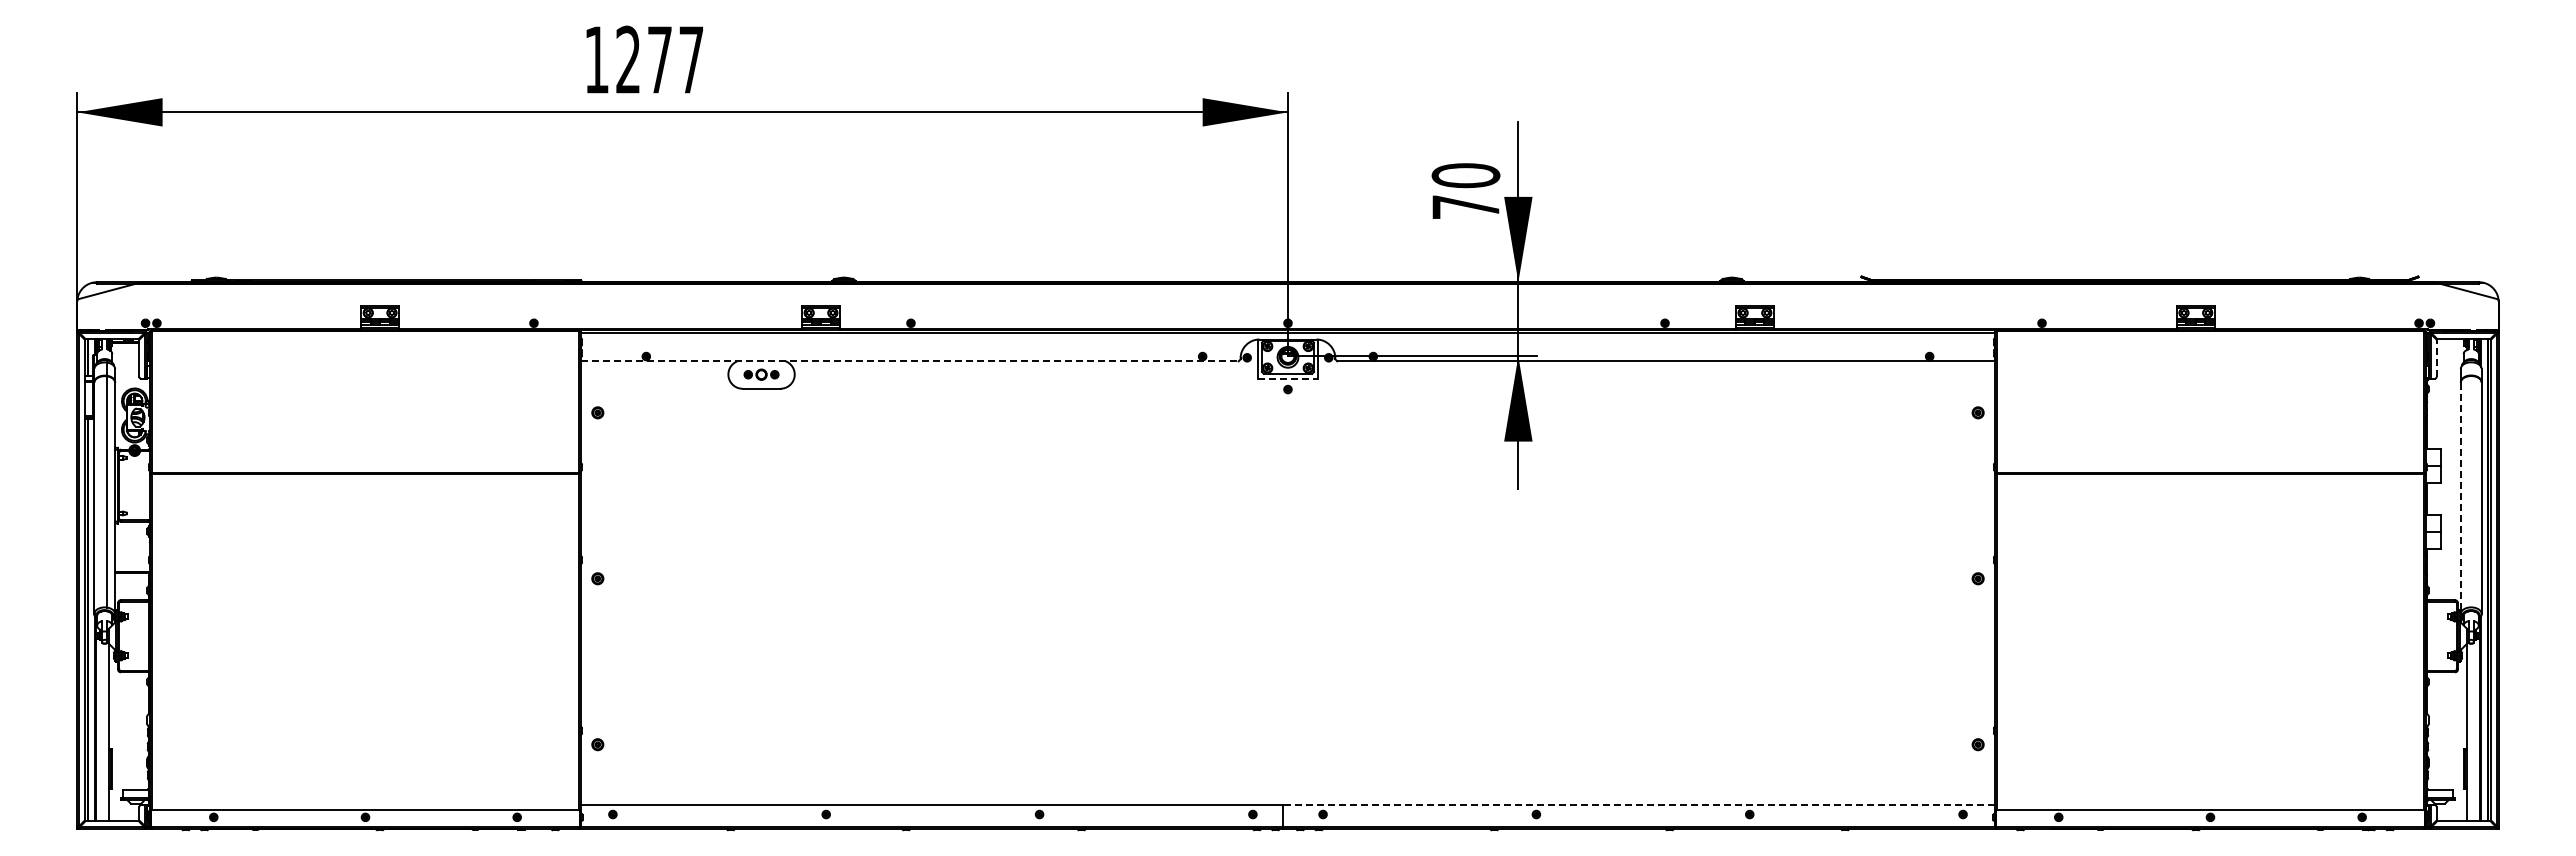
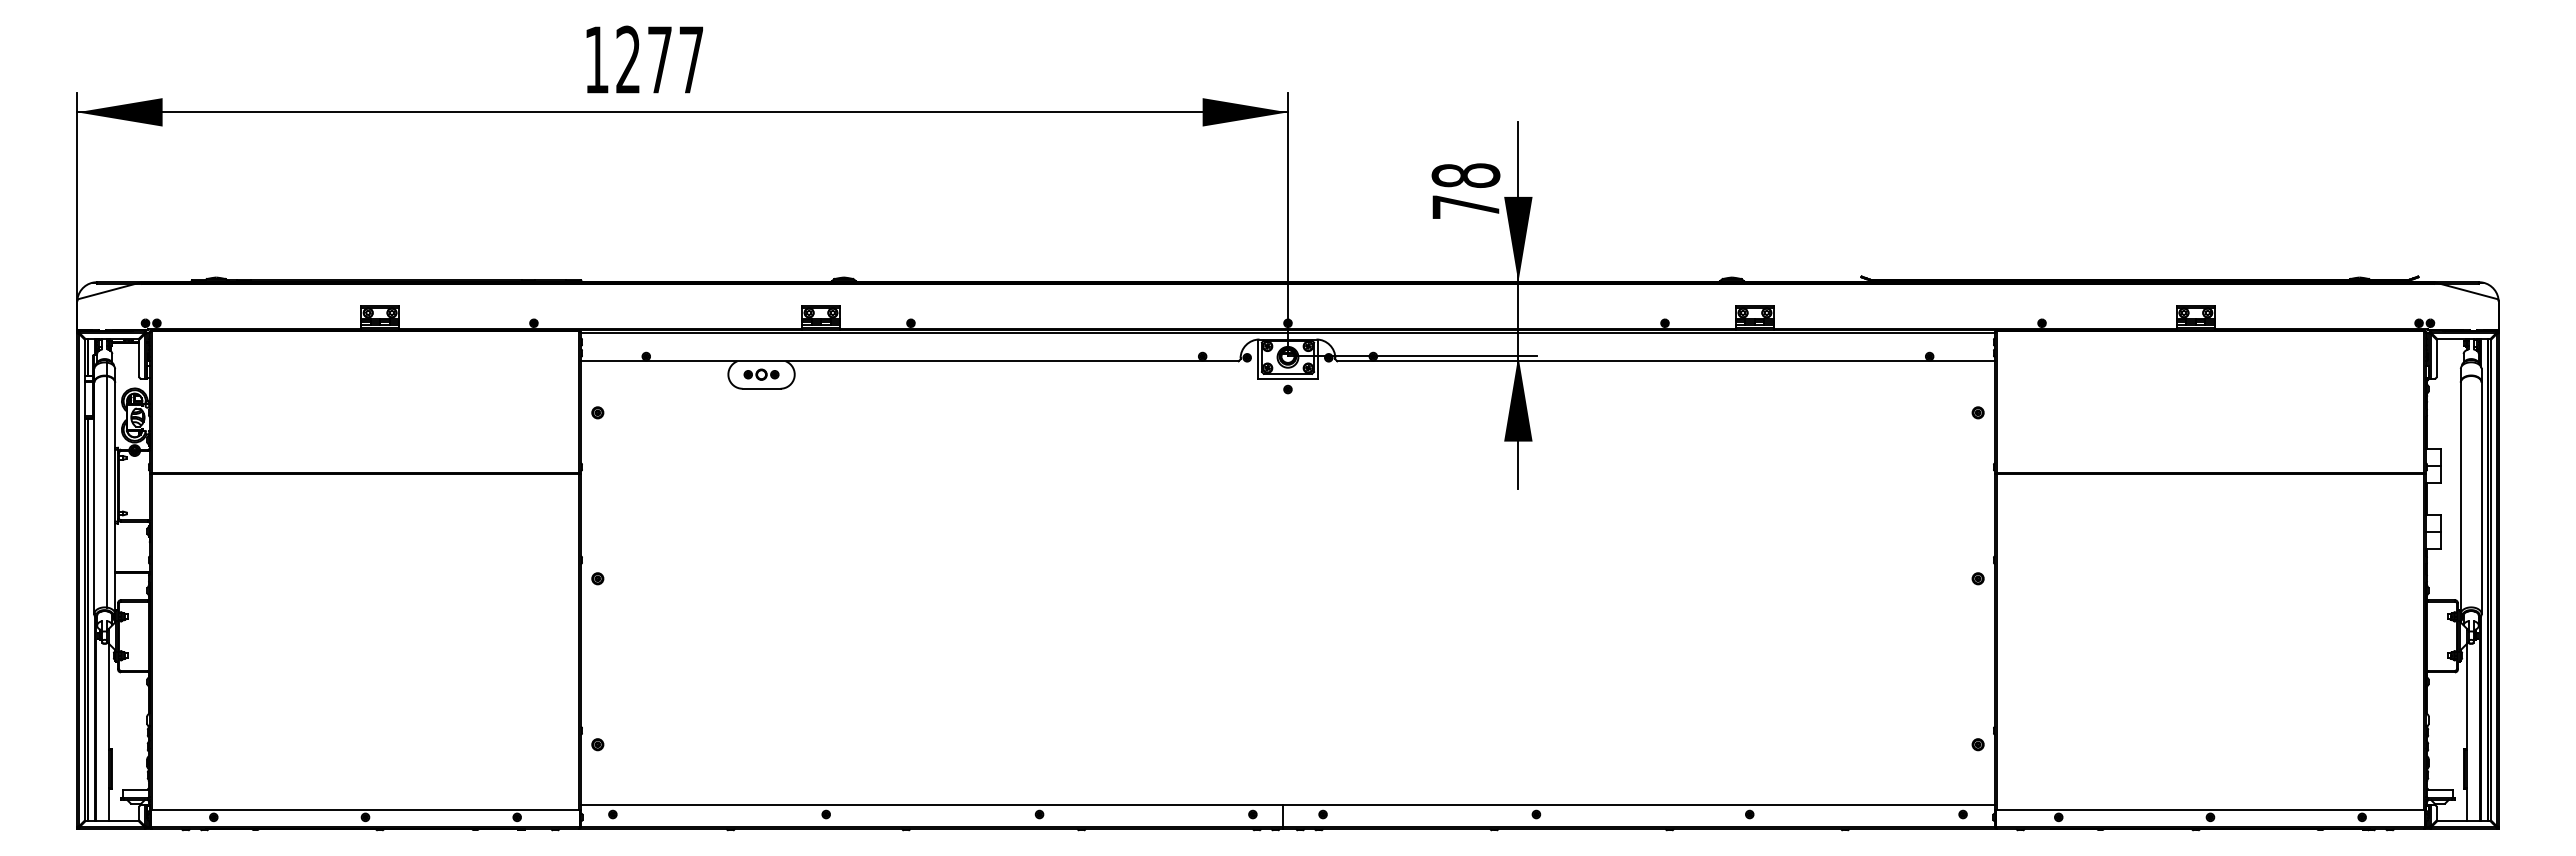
text: 70 -> 78 (1466, 175)
line: dashed -> solid (2436, 358)
line: dashed -> solid (910, 361)
line: dashed -> solid (1288, 379)
line: dashed -> solid (2460, 497)
line: dashed -> solid (1638, 805)
